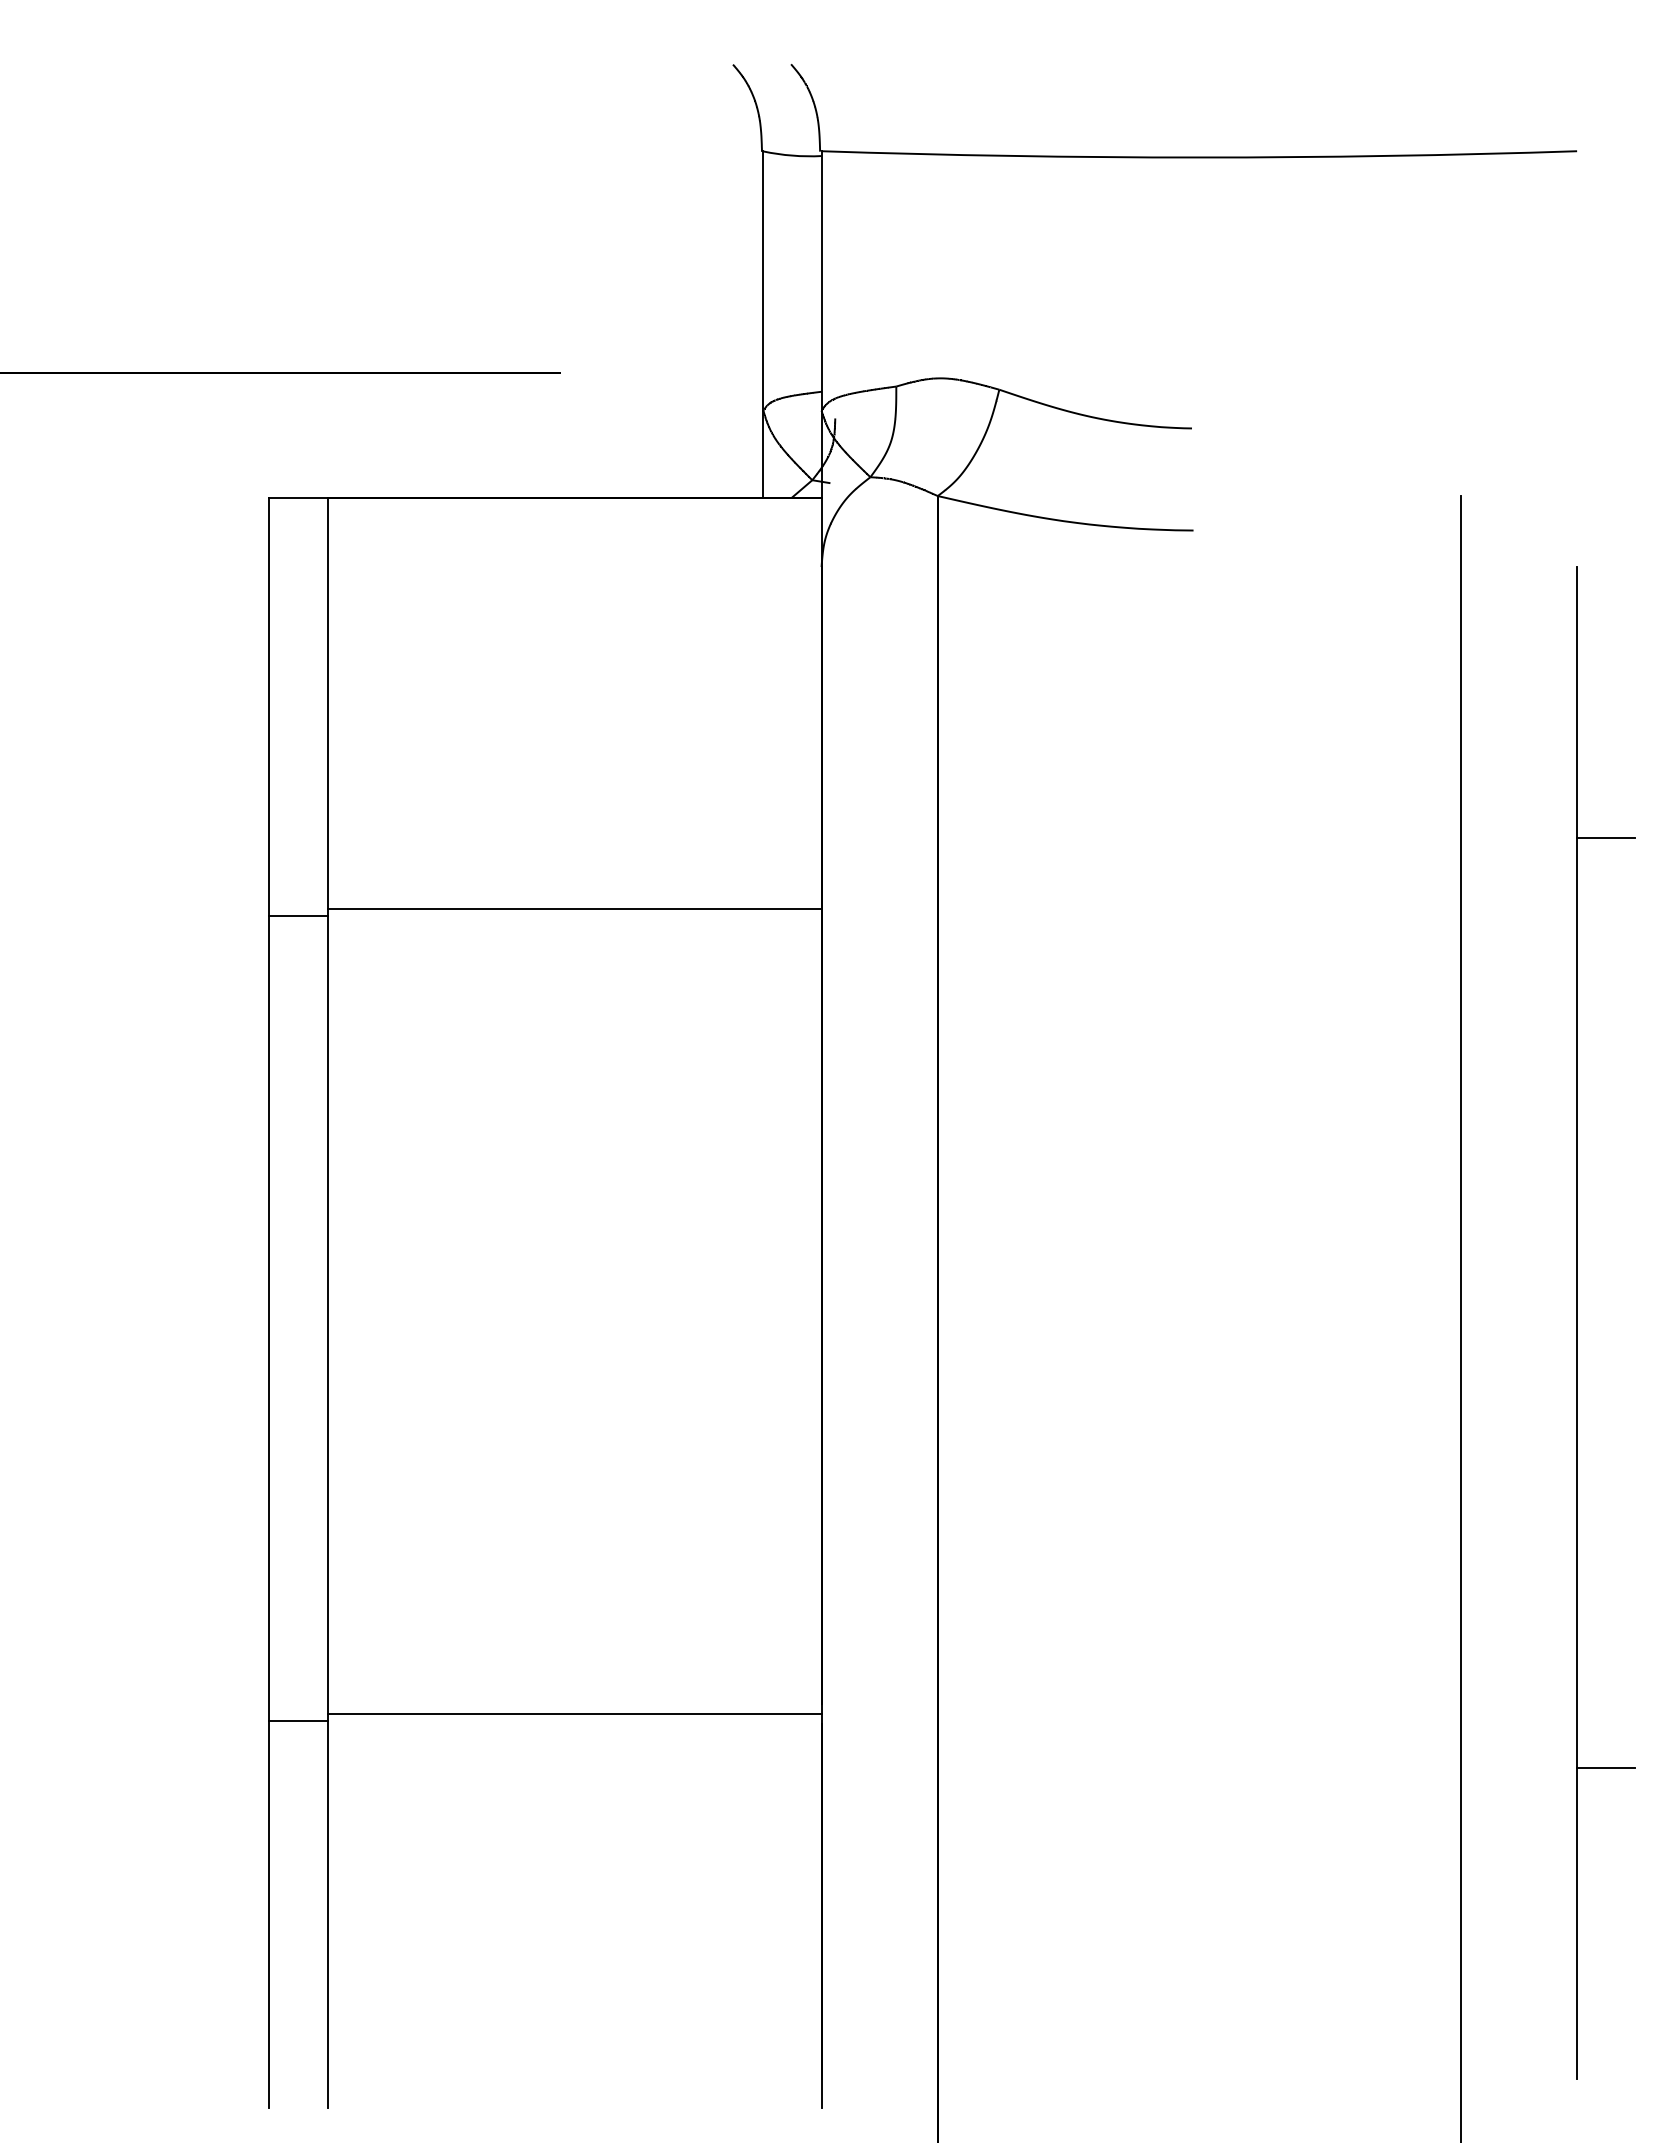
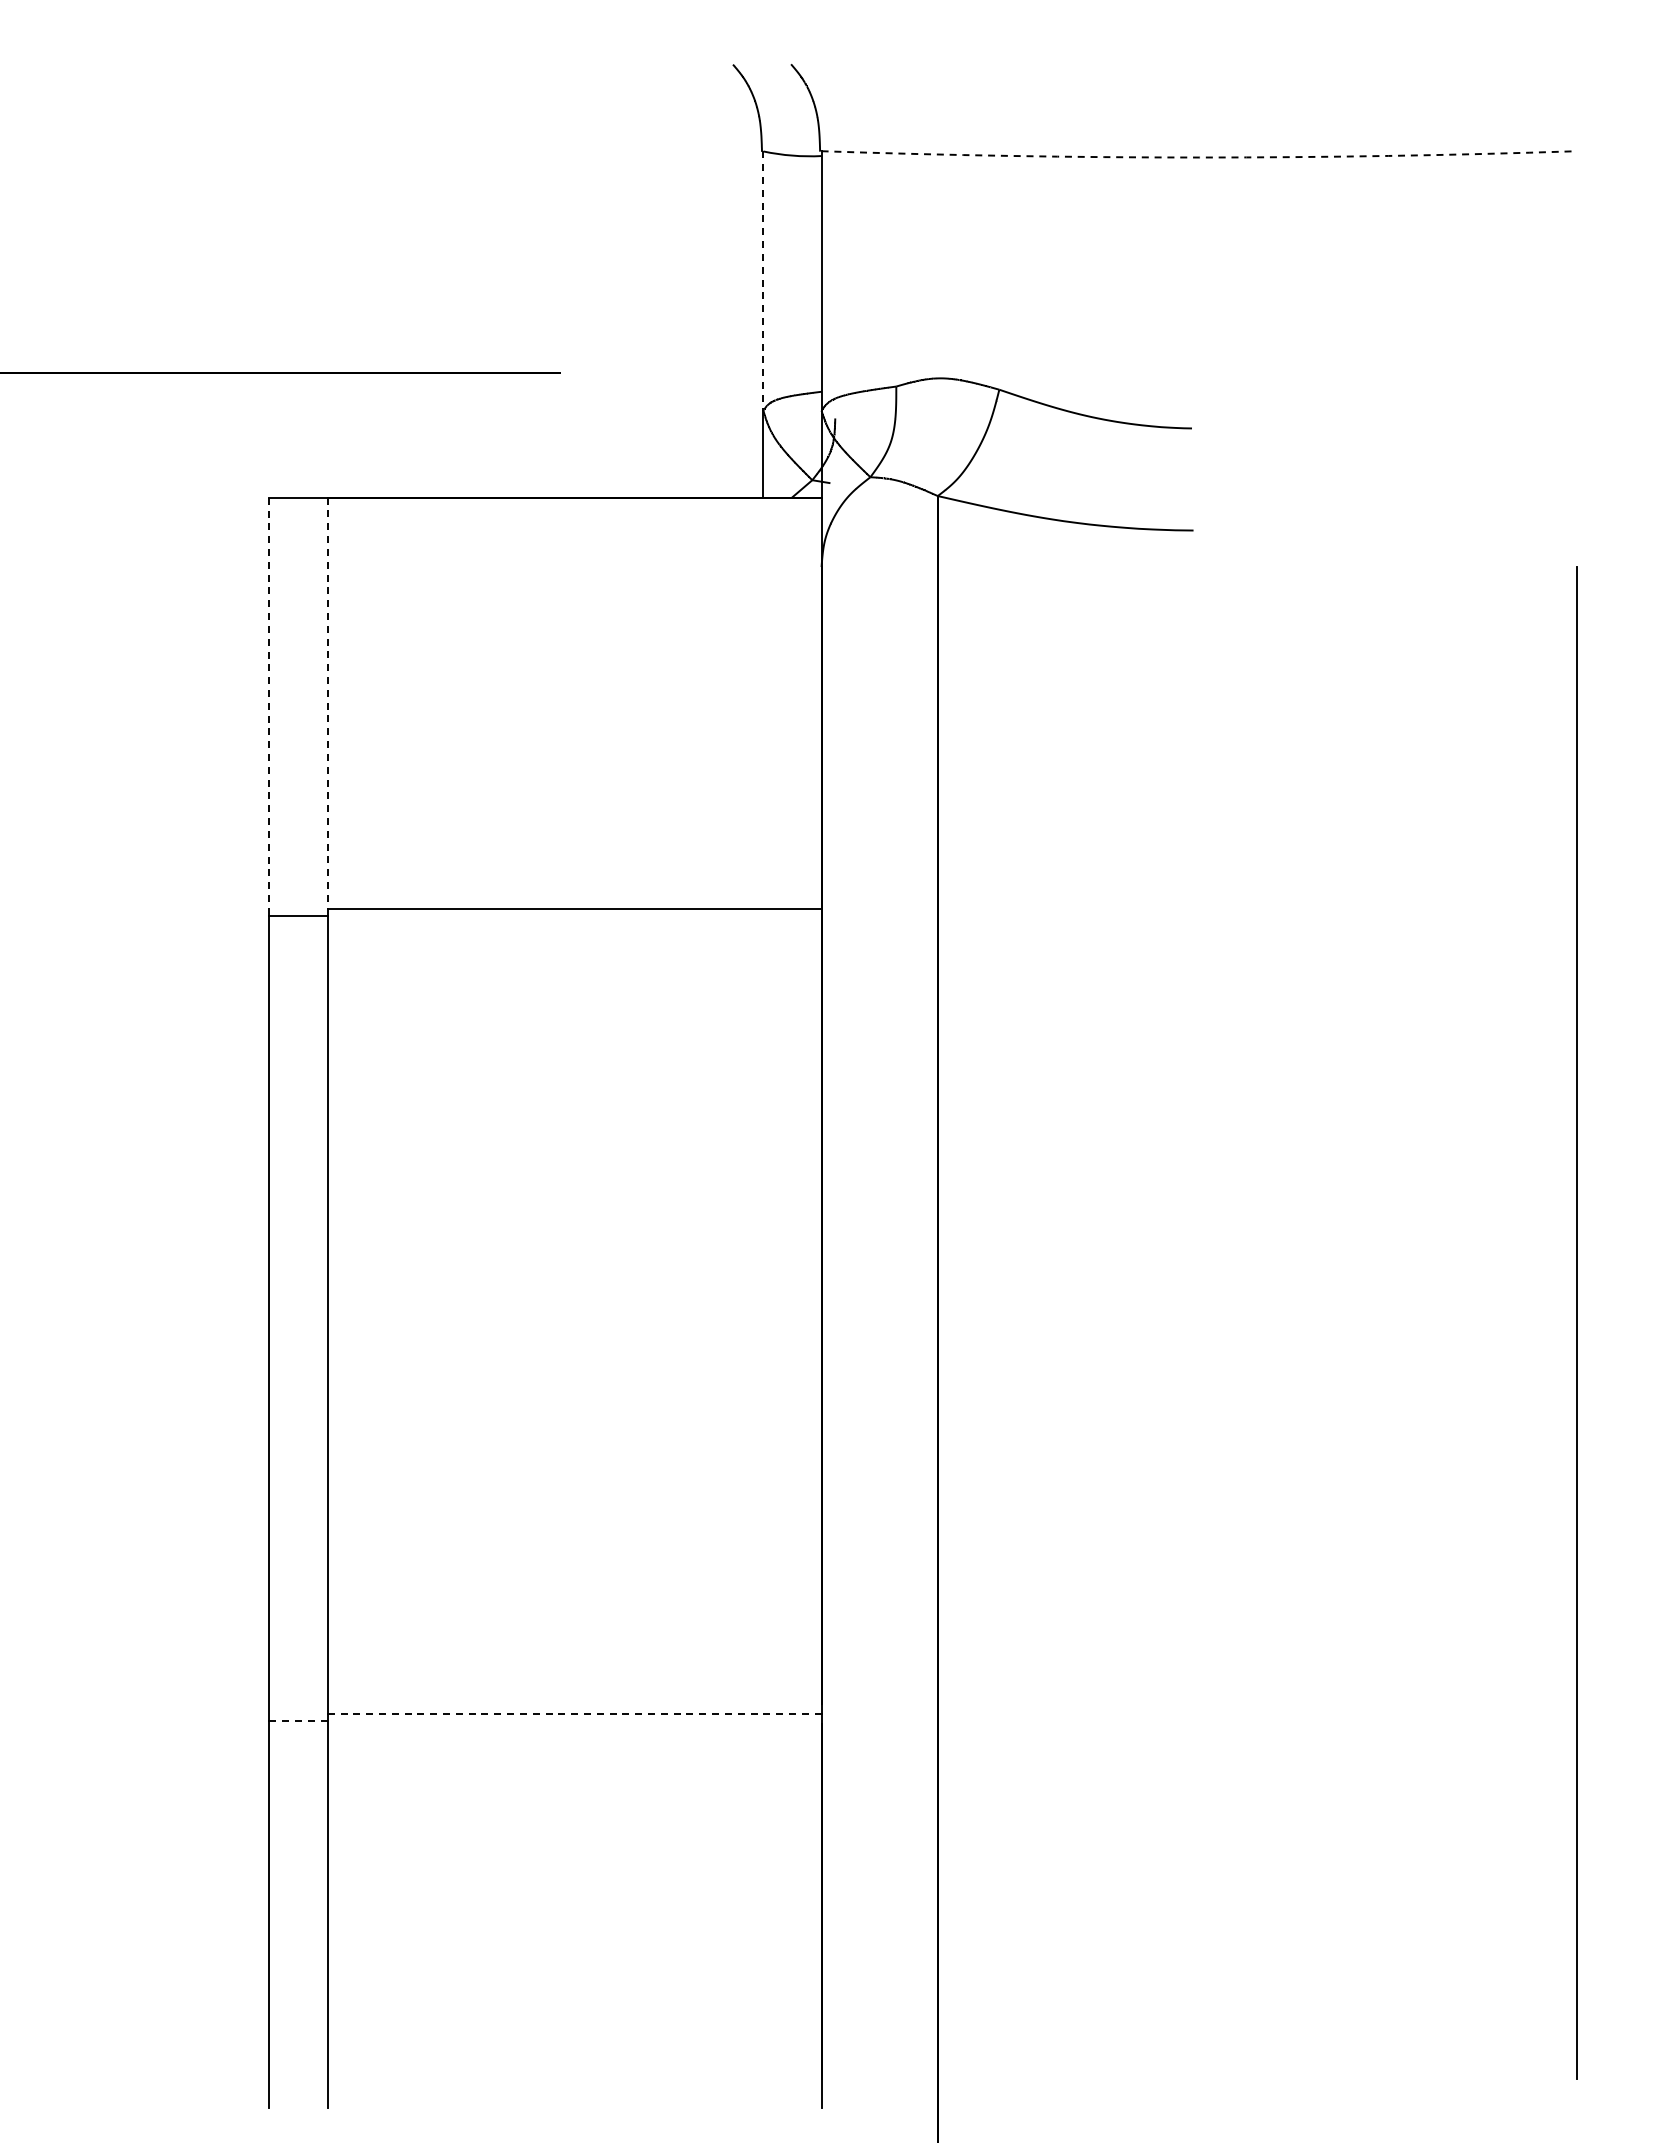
arc: solid -> dashed (1199, 157)
line: solid -> dashed (763, 281)
line: solid -> dashed (327, 703)
line: solid -> dashed (269, 707)
line: present -> none (1606, 837)
line: present -> none (1460, 1317)
line: solid -> dashed (574, 1713)
line: solid -> dashed (298, 1721)
line: present -> none (1606, 1767)
